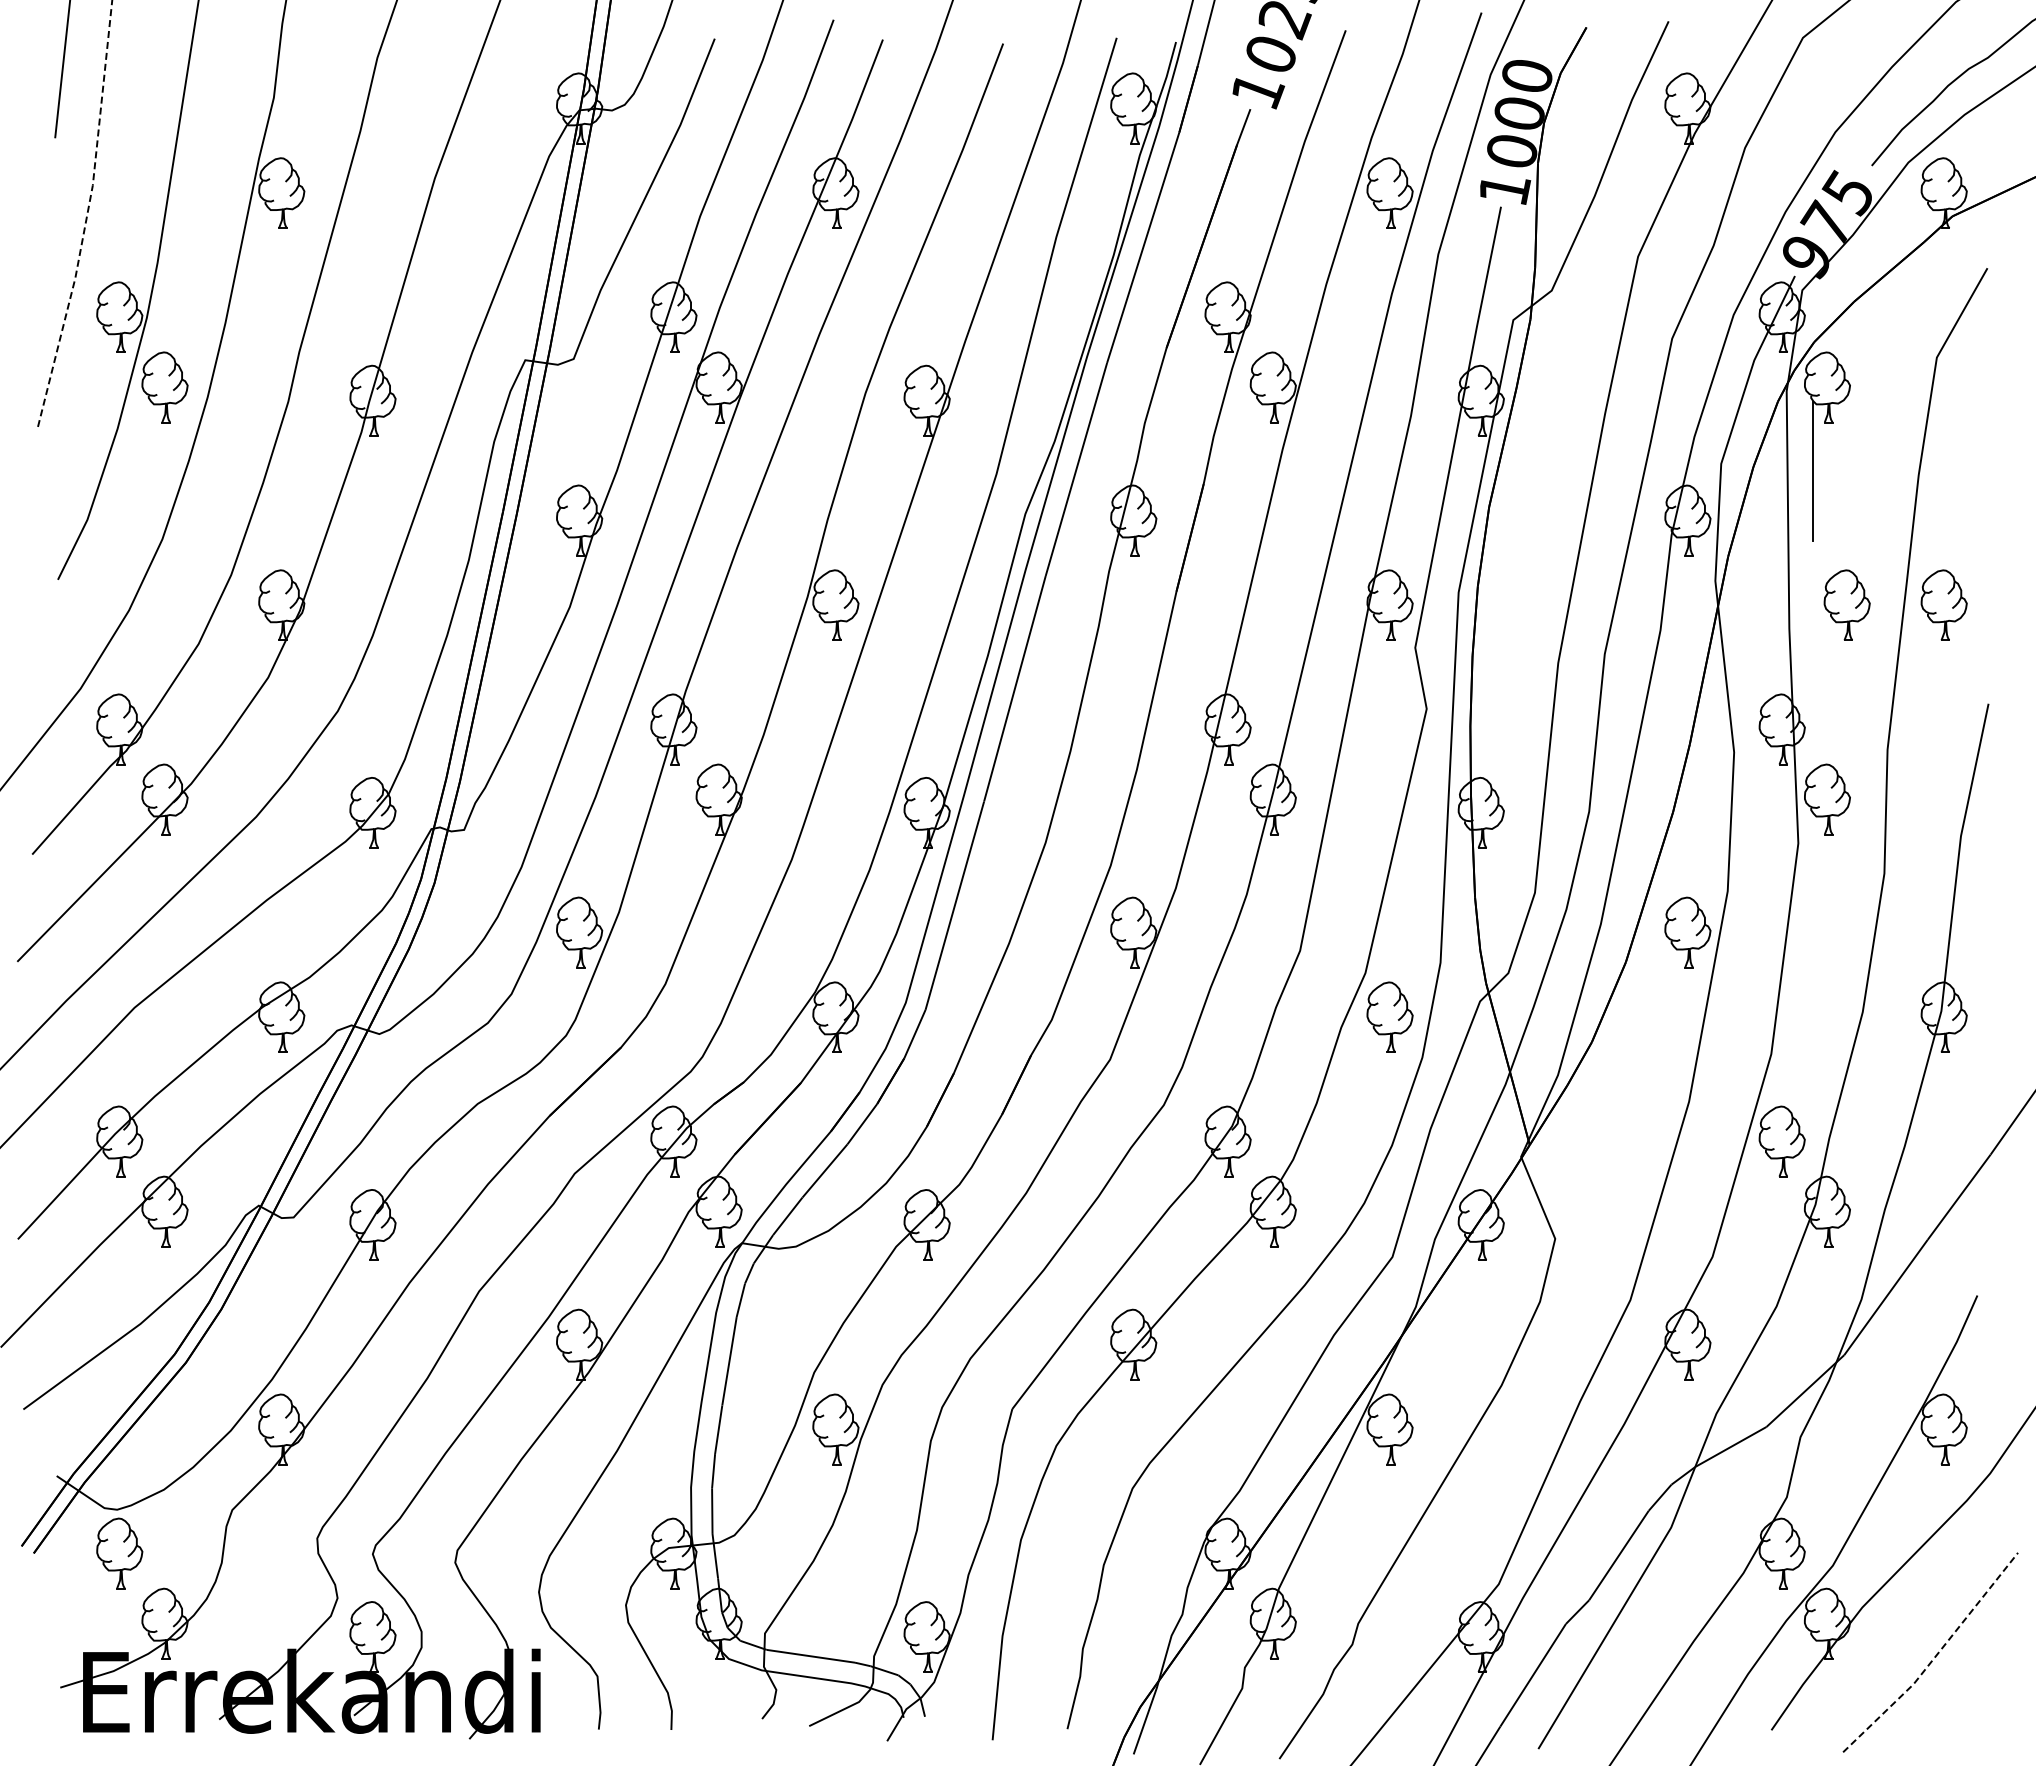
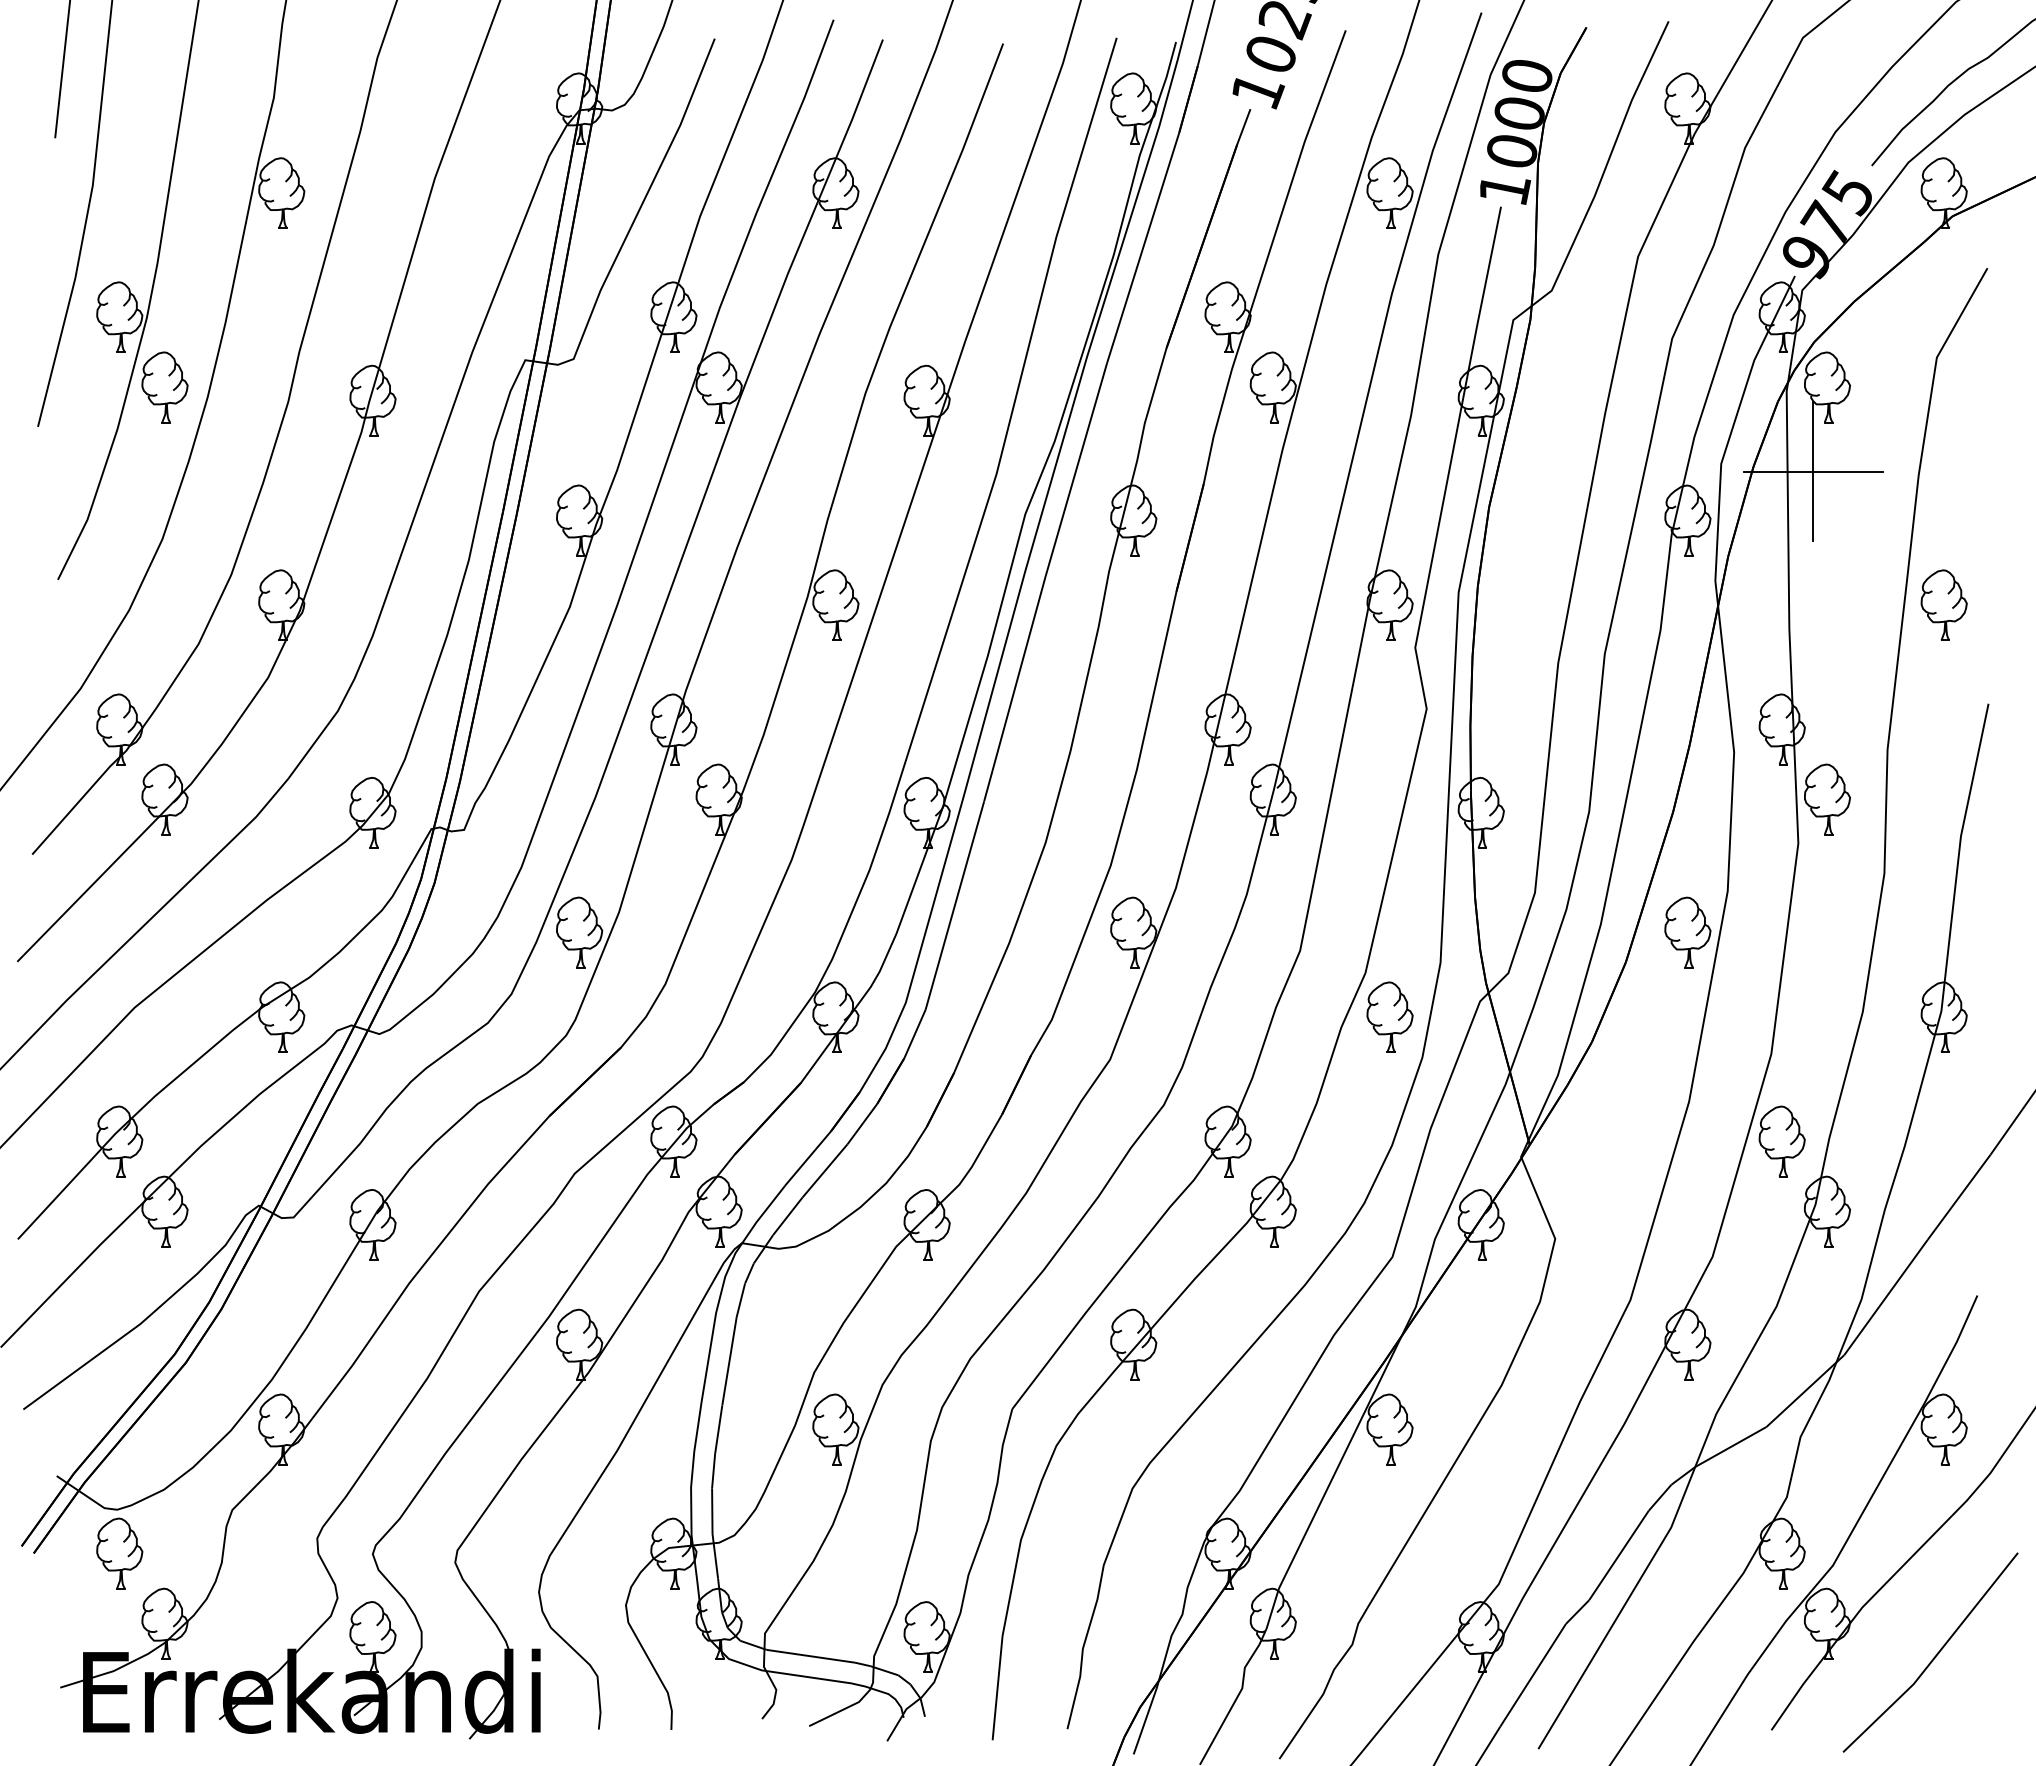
line: dashed -> solid (87, 215)
line: none -> present (1813, 471)
part: present -> none (1846, 604)
line: dashed -> solid (1935, 1656)
